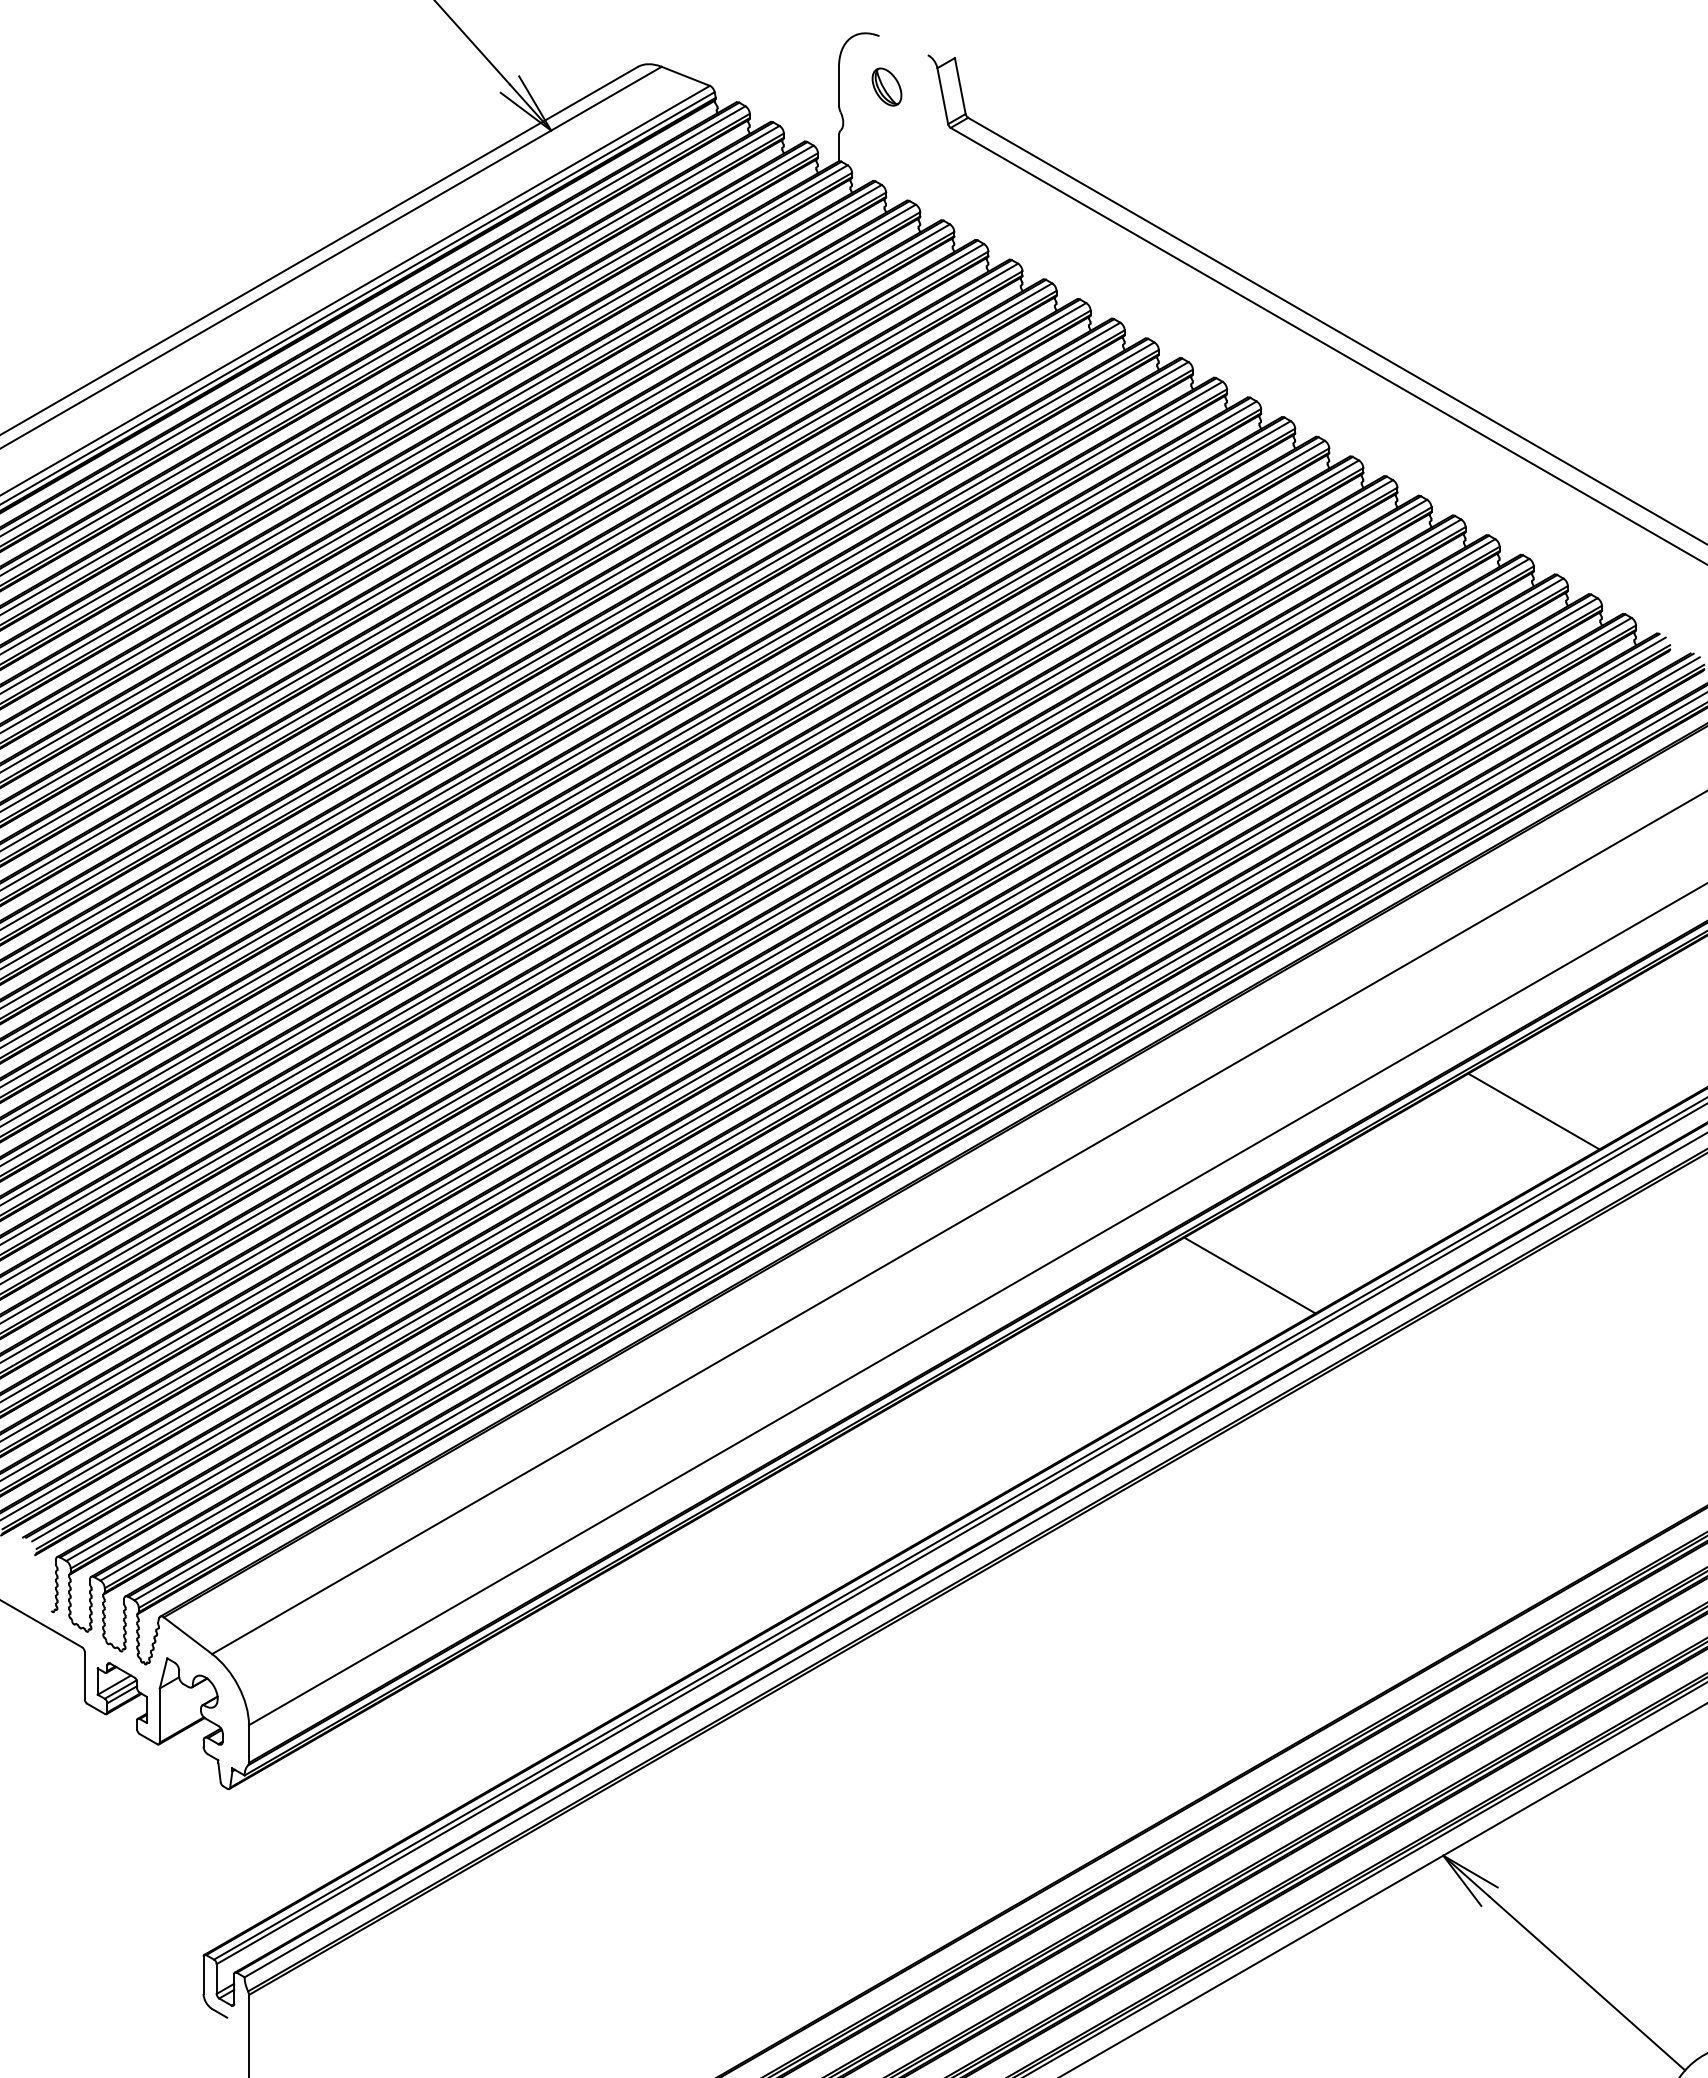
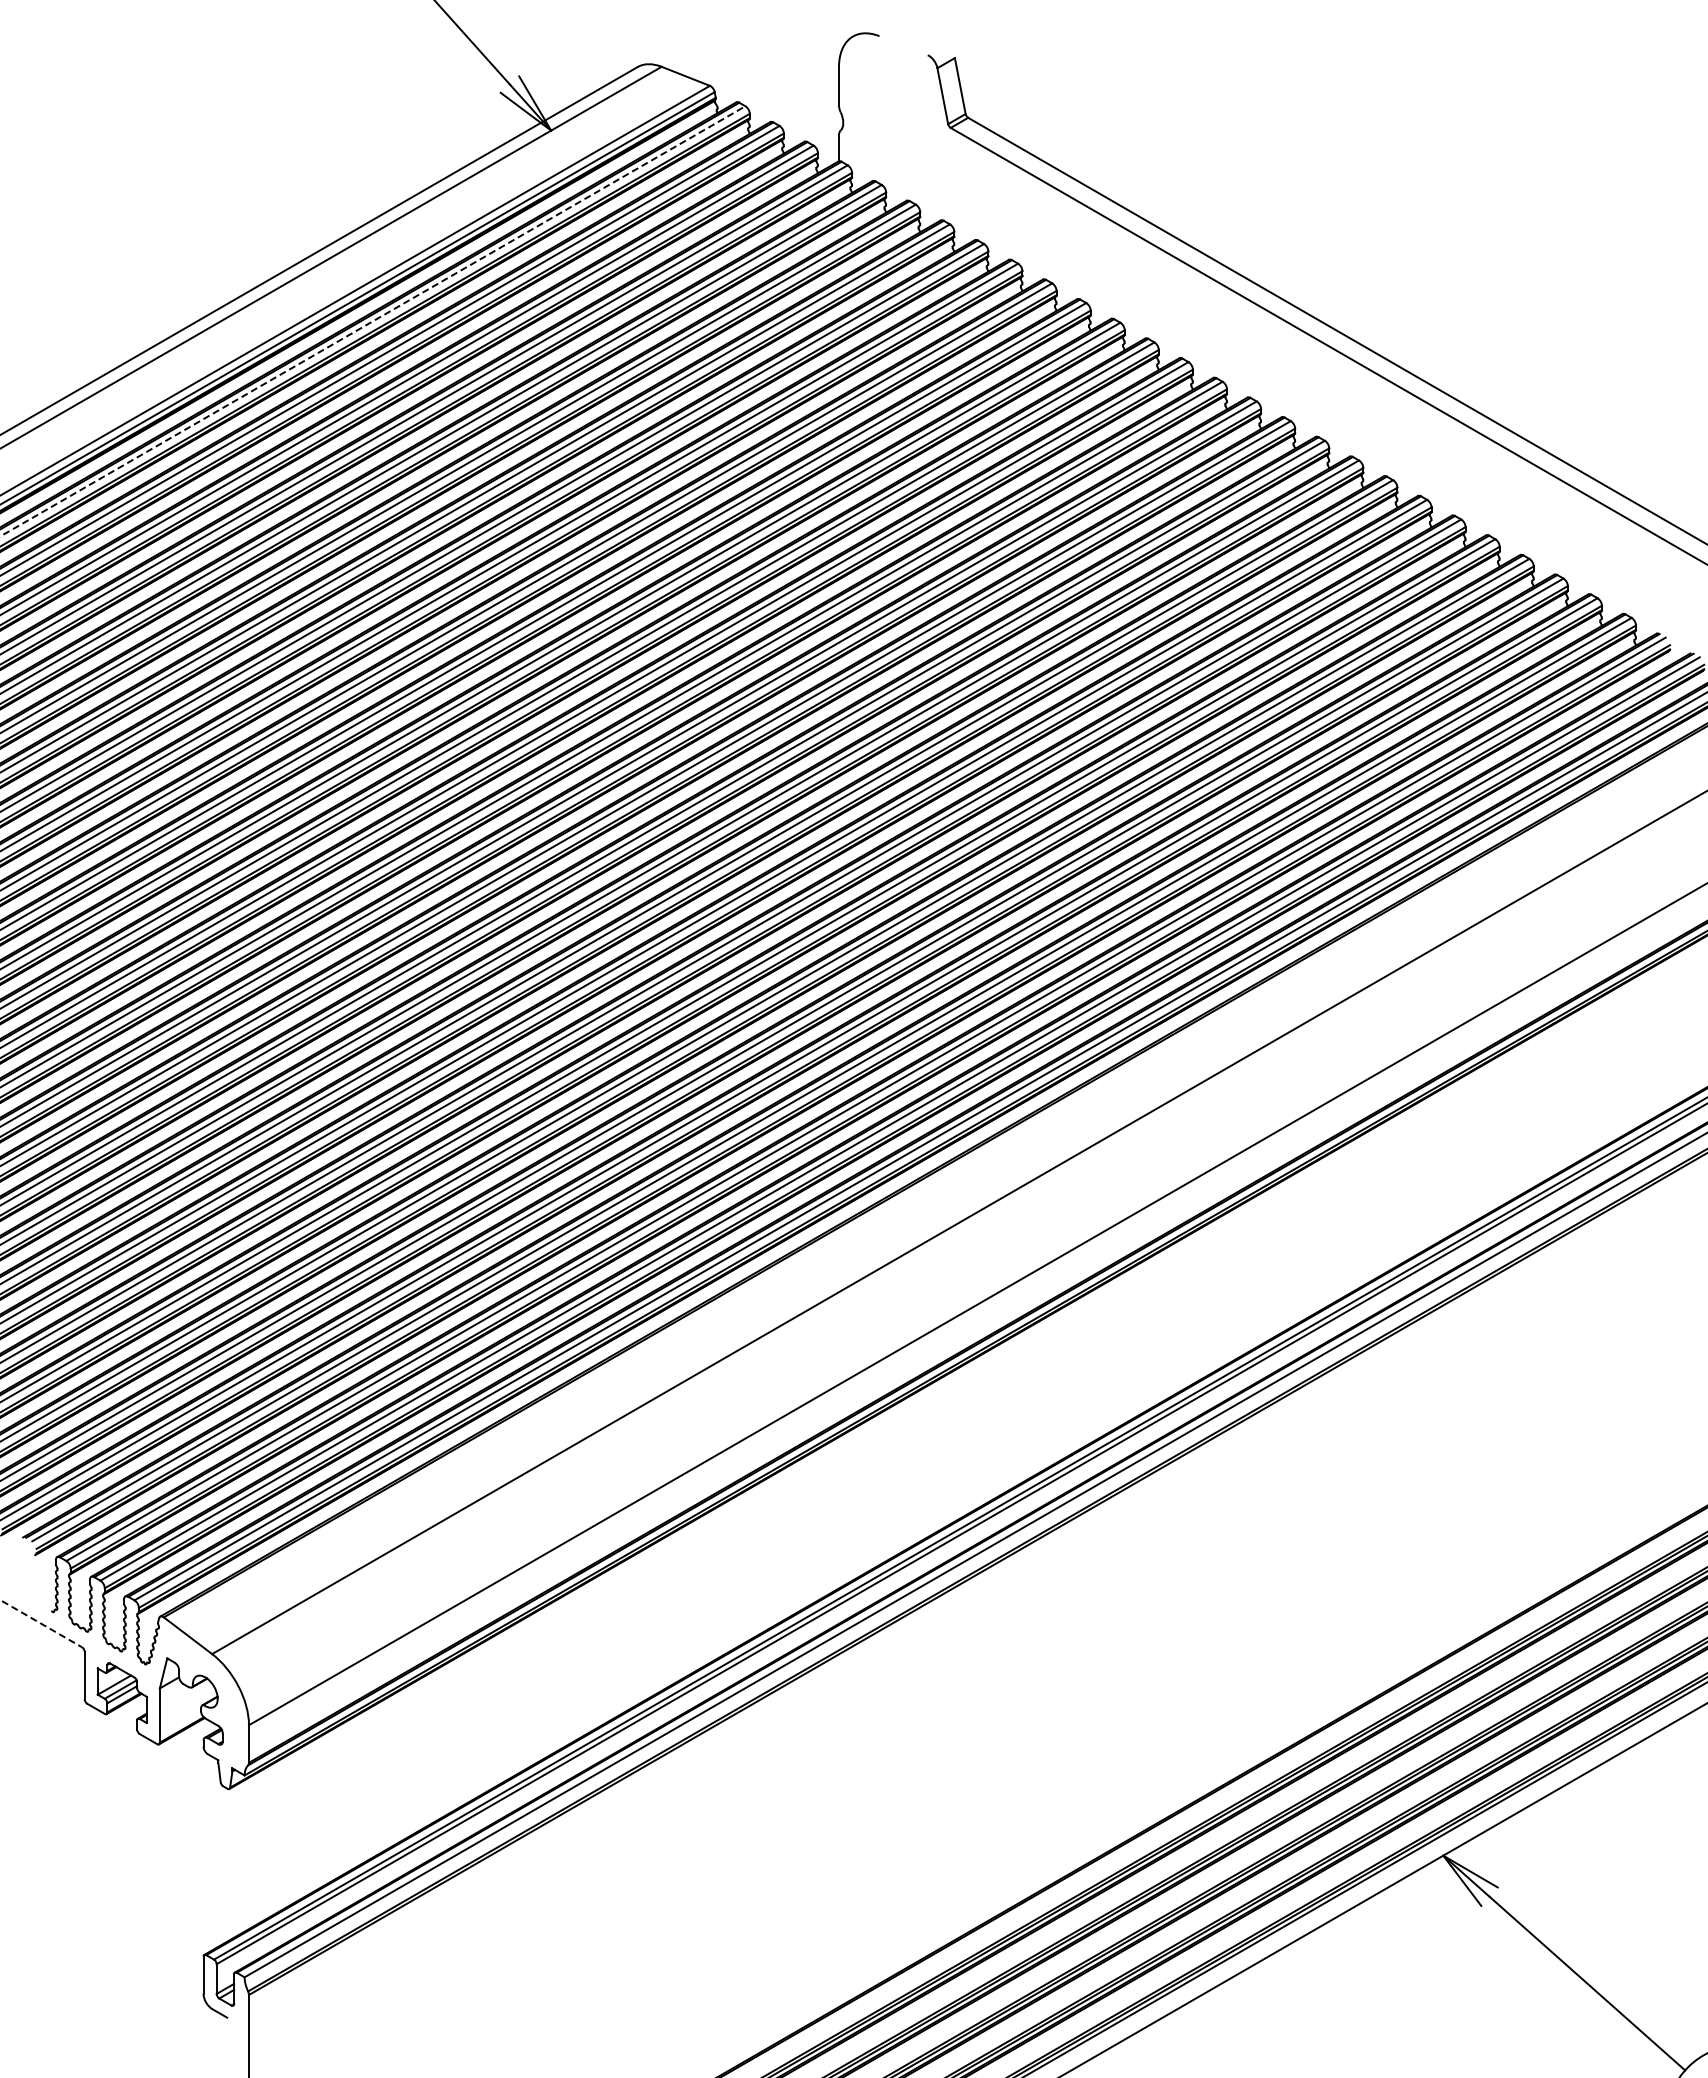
part: present -> none (886, 86)
line: solid -> dashed (373, 321)
line: present -> none (1533, 1111)
line: present -> none (1249, 1275)
line: solid -> dashed (41, 1623)
